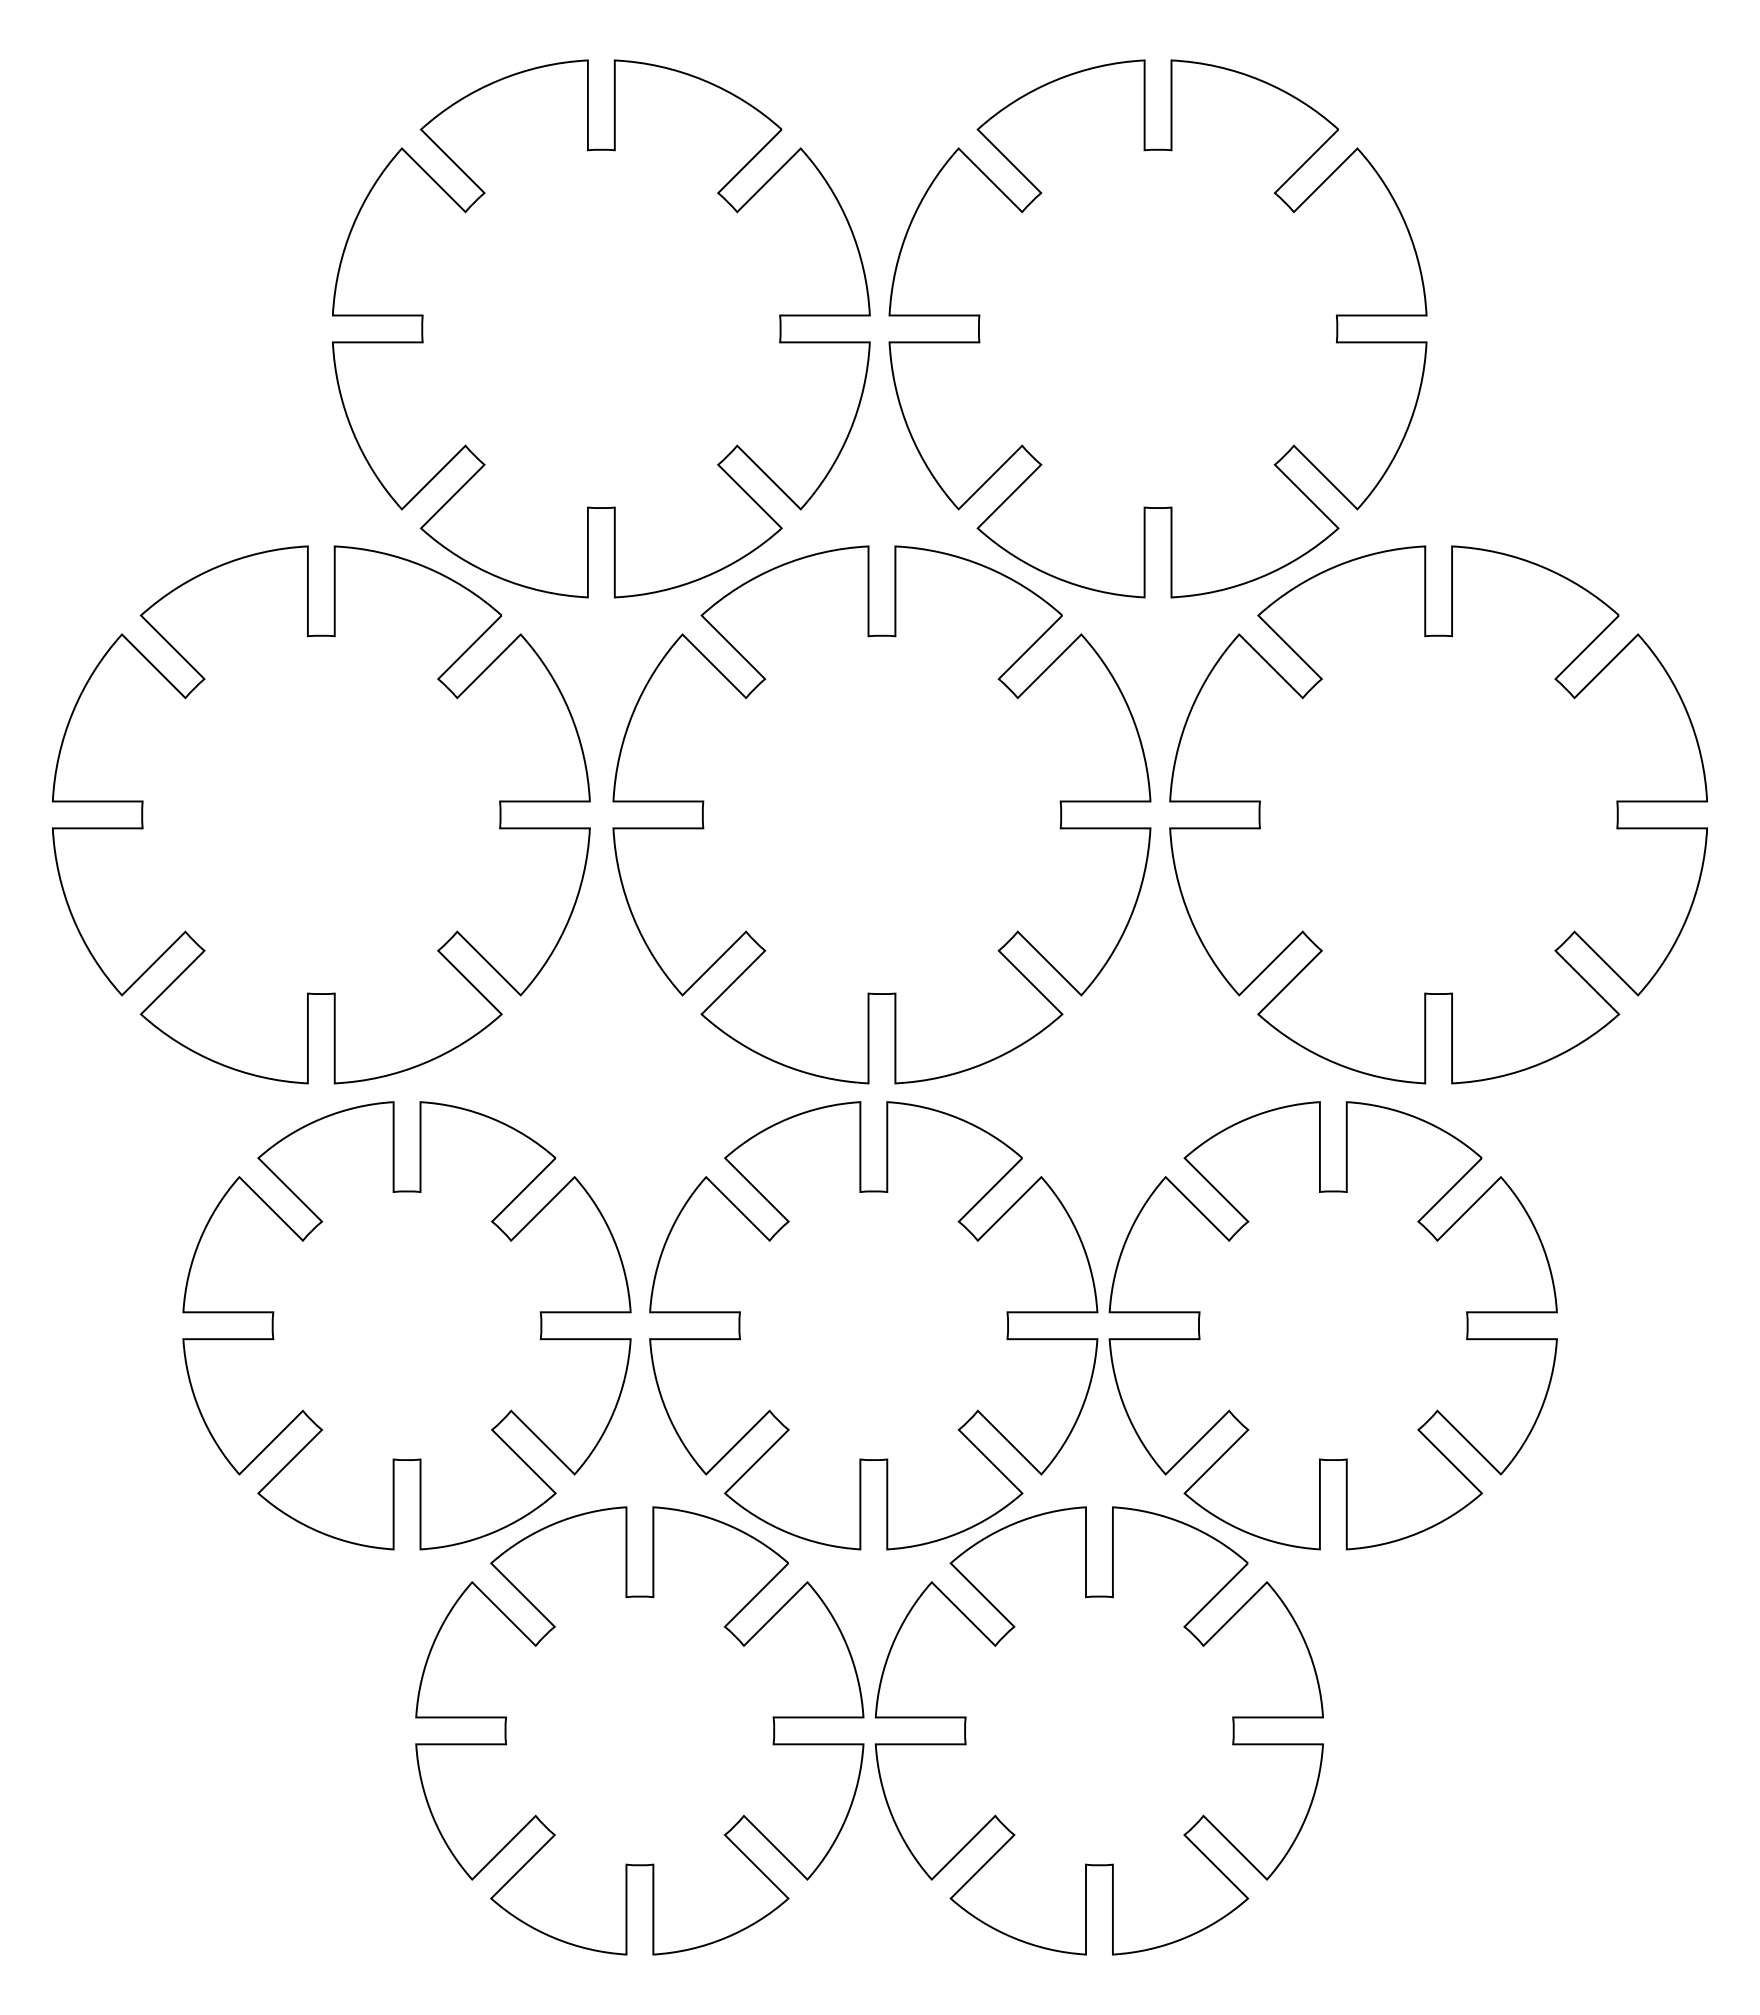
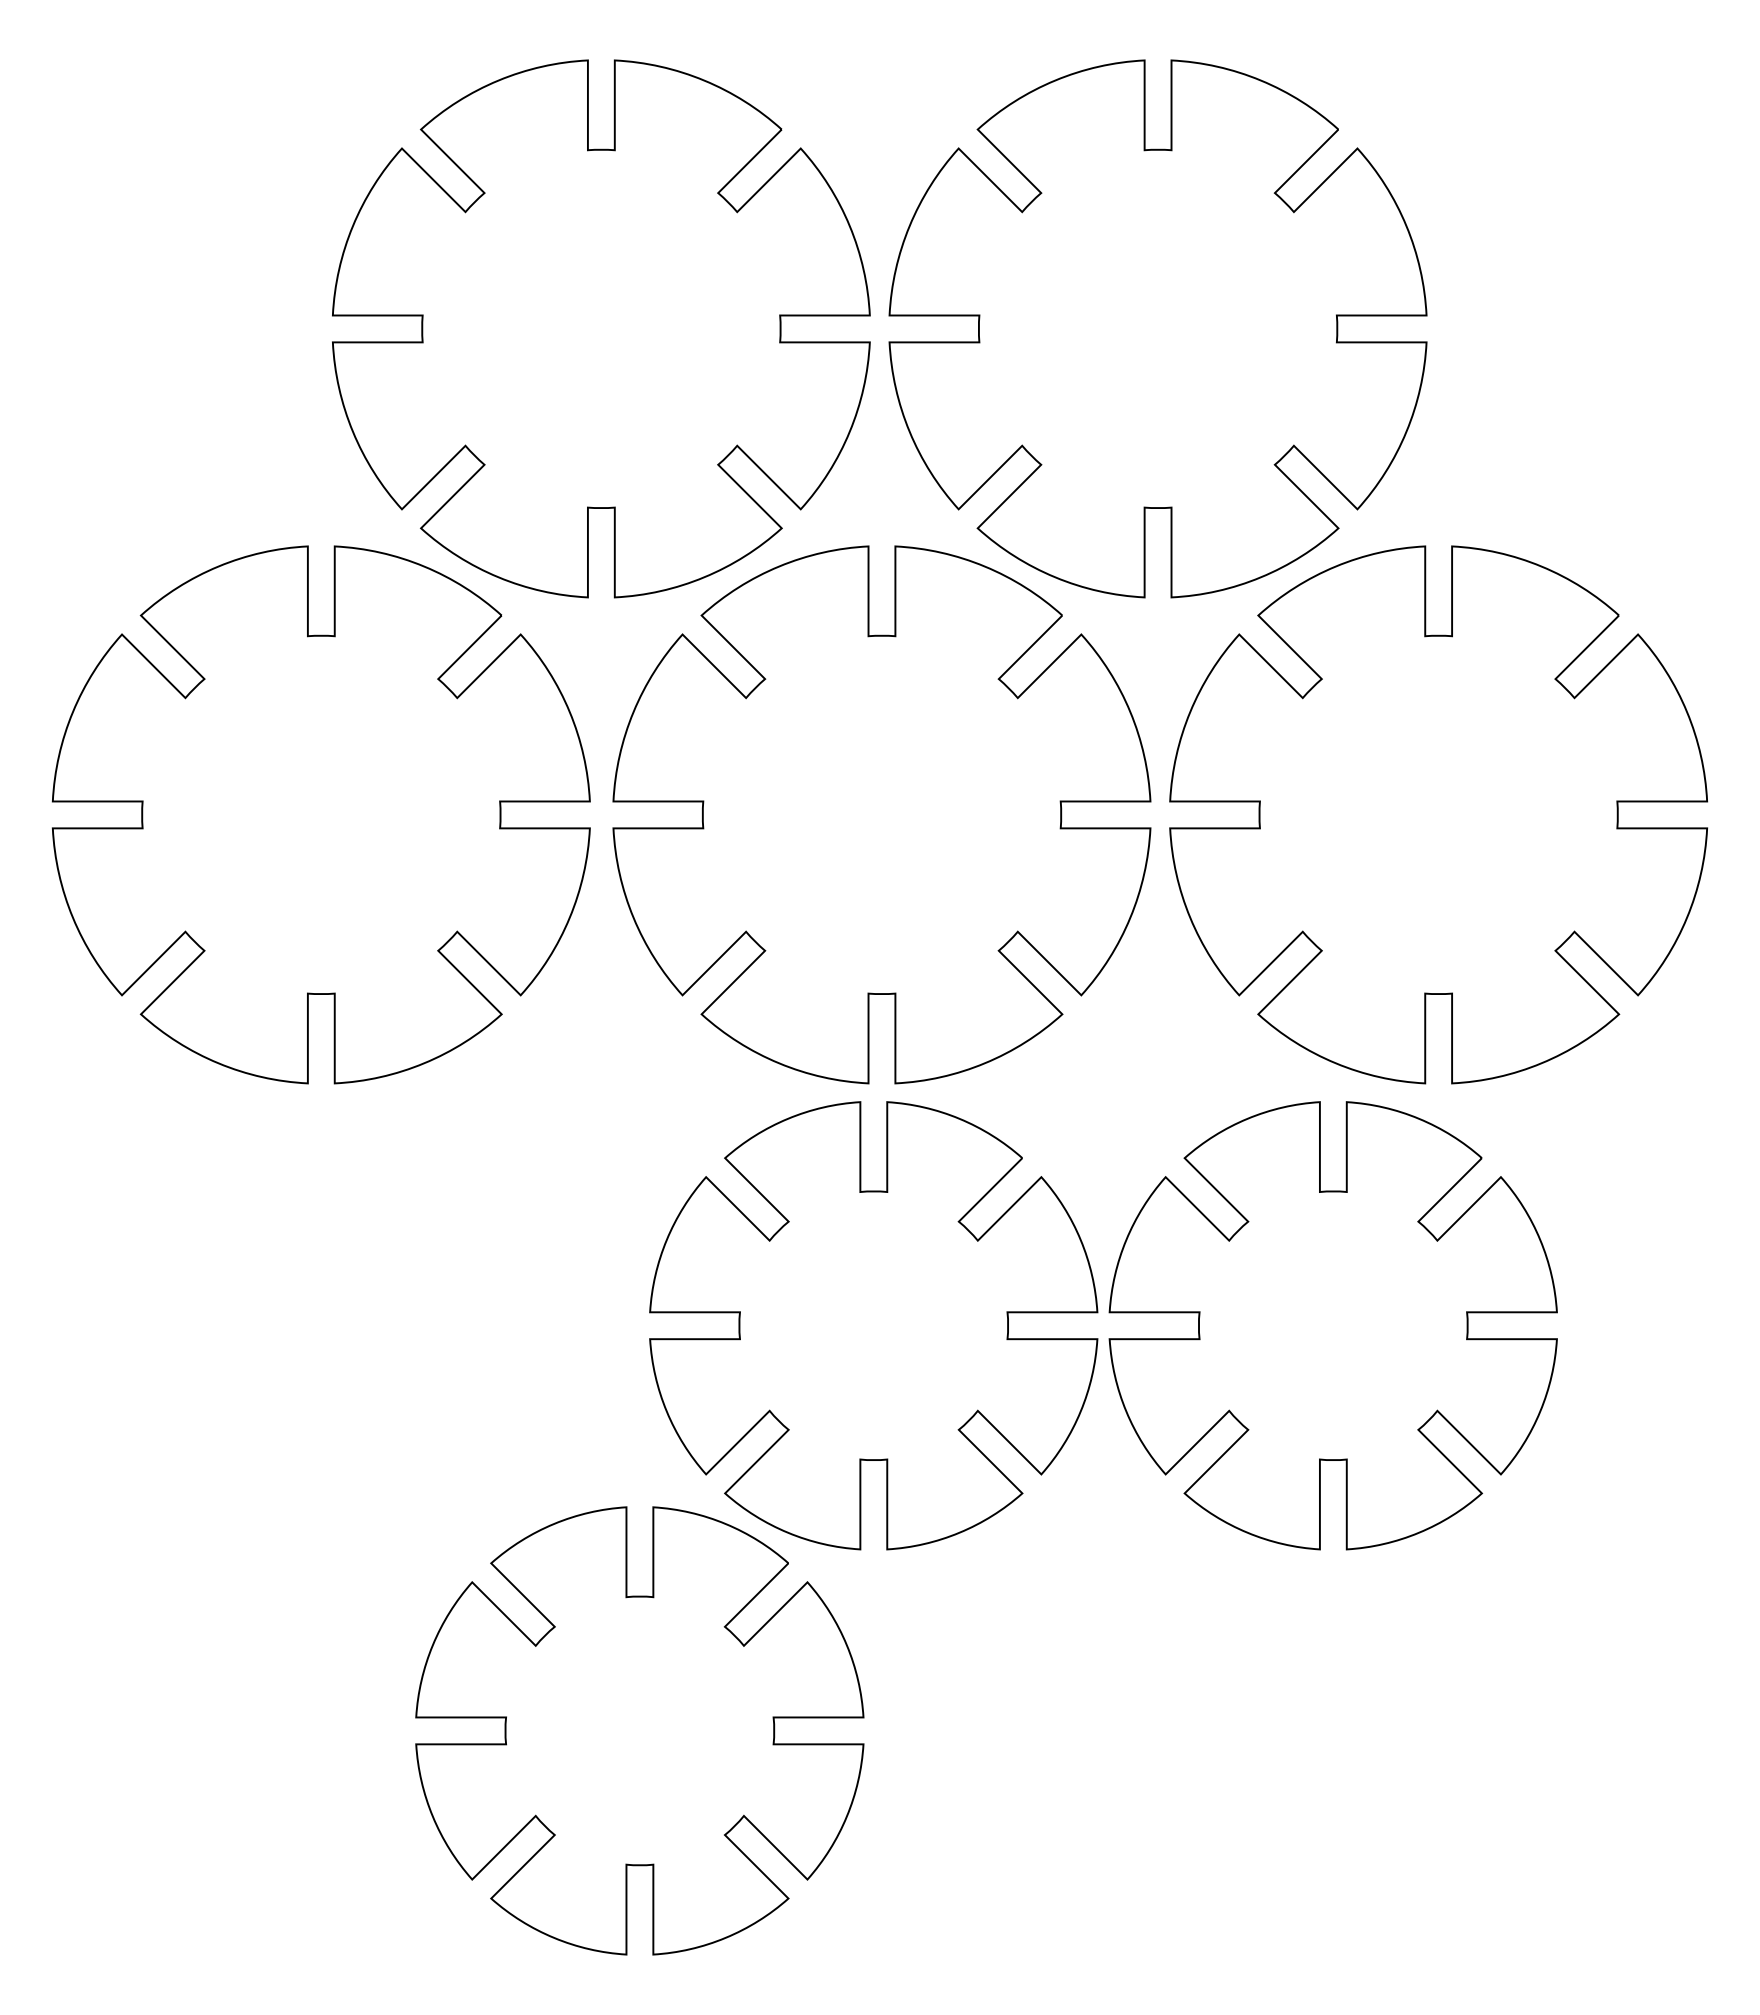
part: present -> none (406, 1325)
part: present -> none (1098, 1730)
